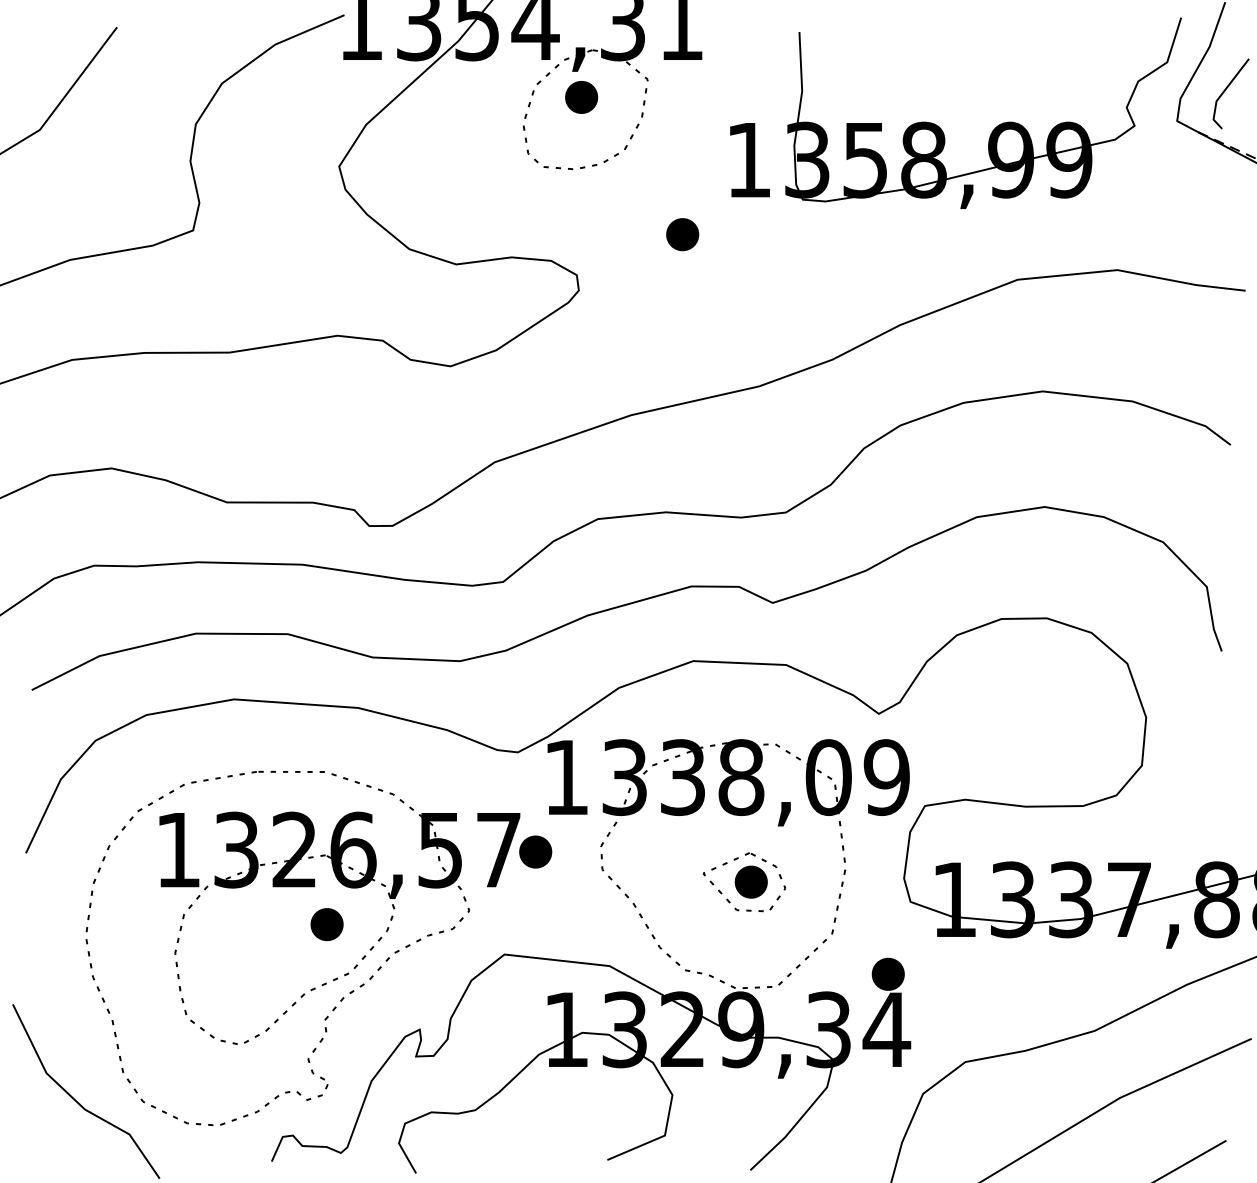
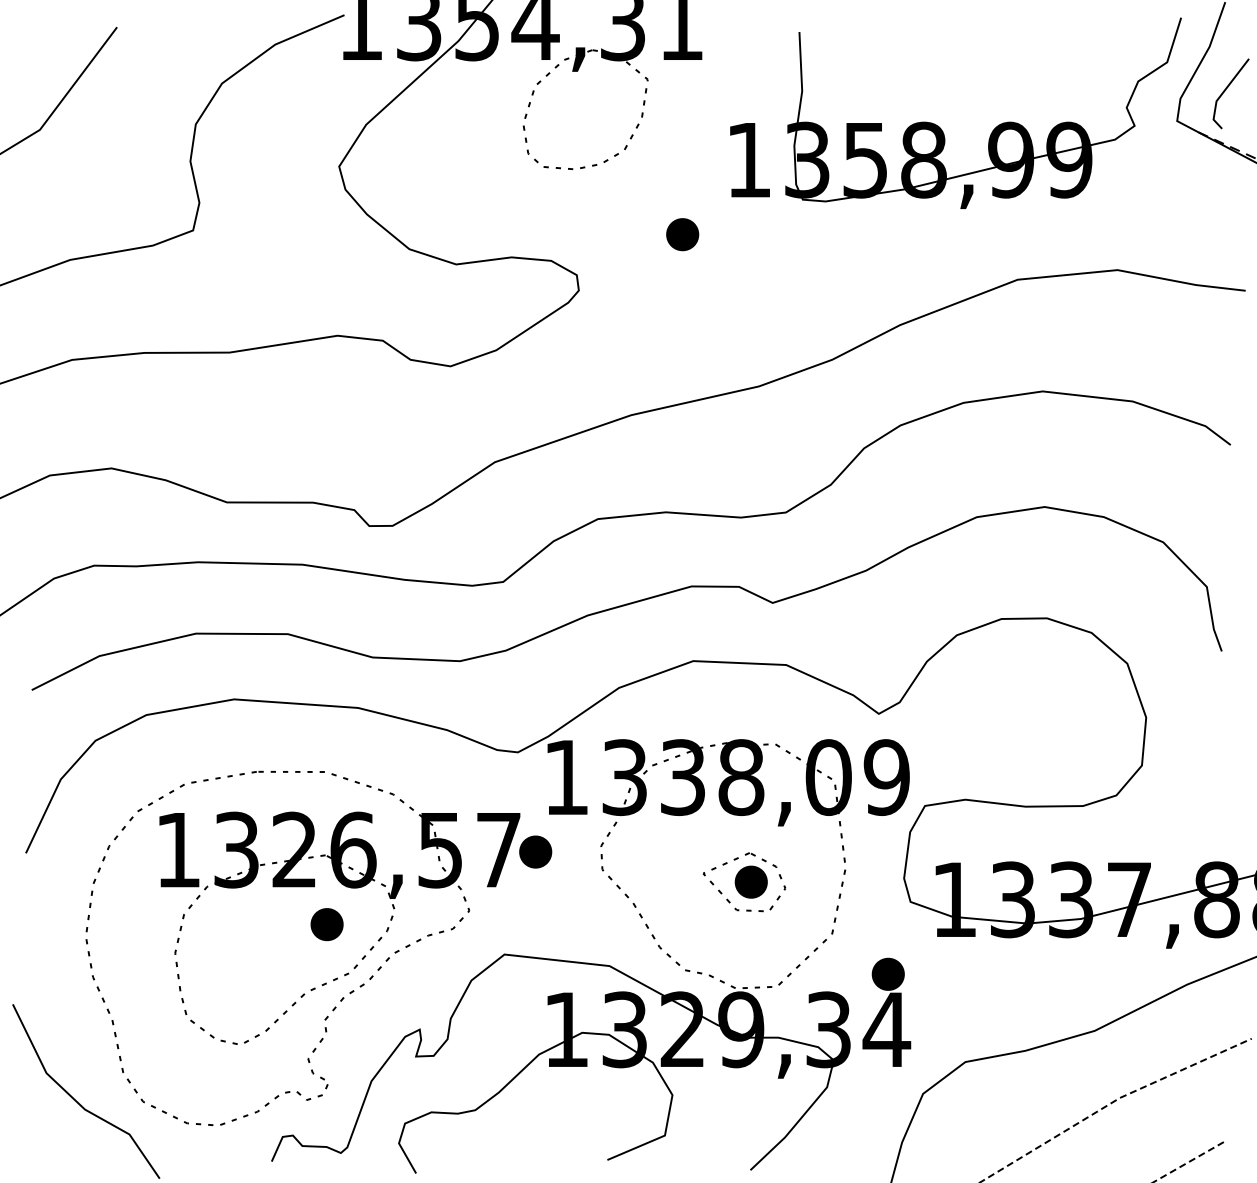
part: present -> none (581, 97)
line: solid -> dashed (1112, 1102)
line: solid -> dashed (1189, 1161)
